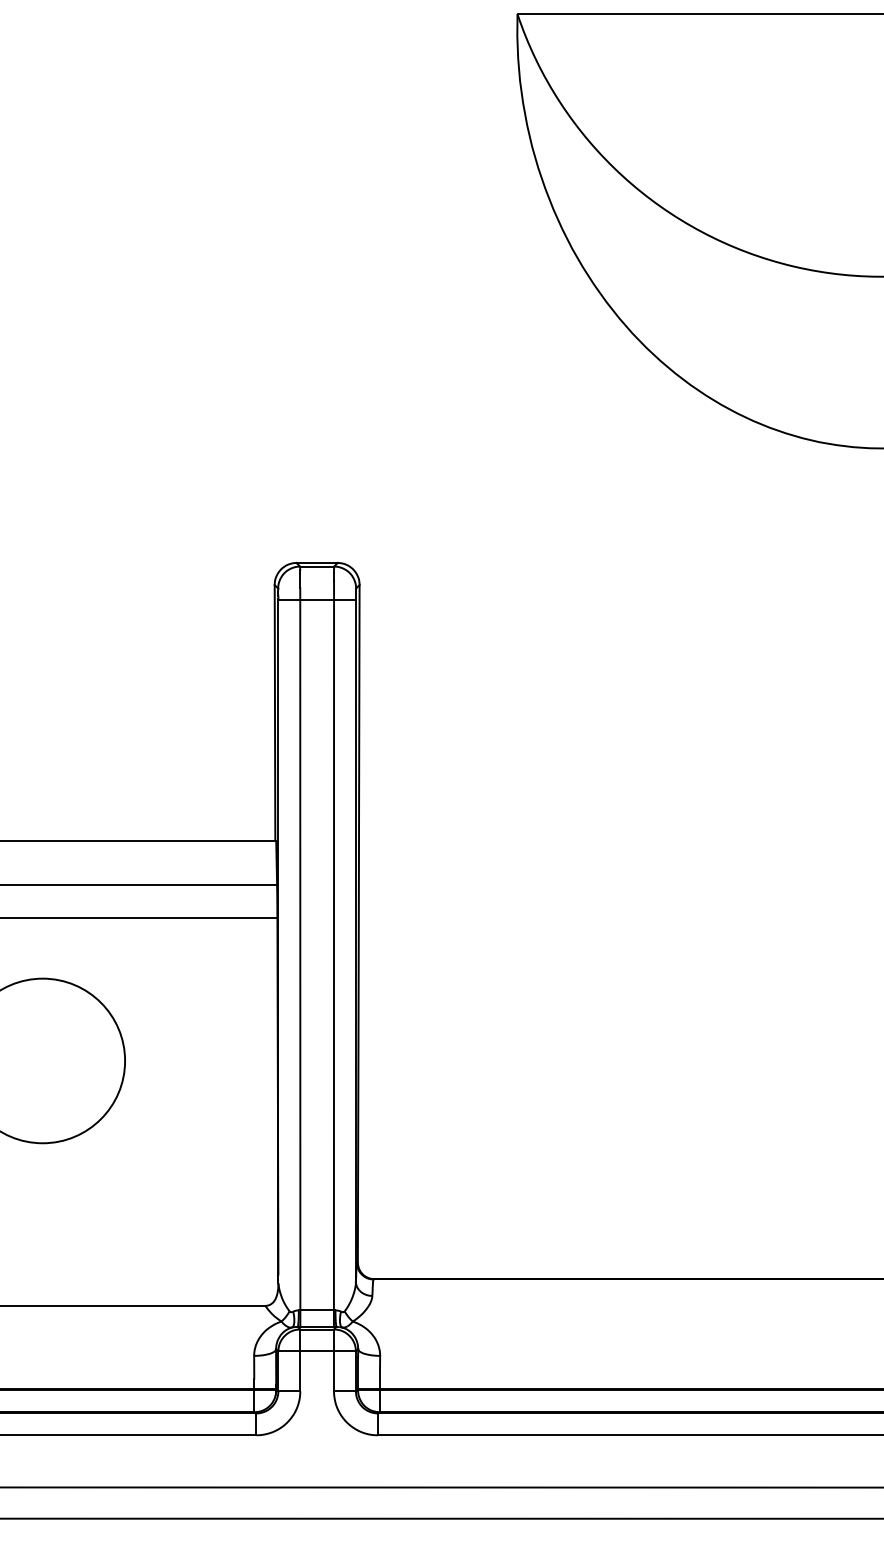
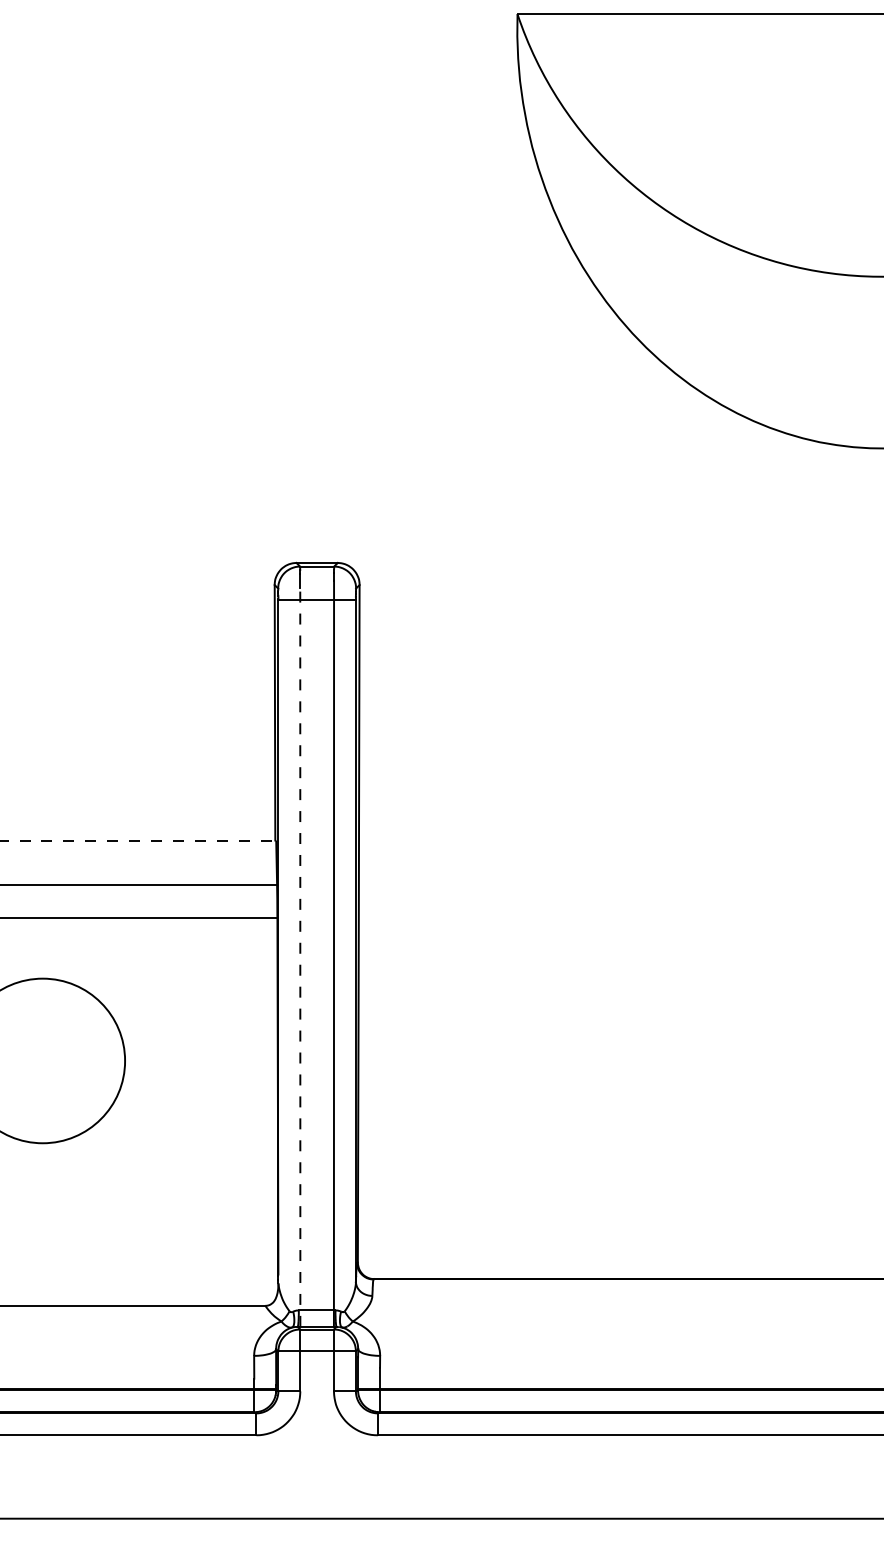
line: solid -> dashed (138, 841)
line: solid -> dashed (300, 957)
line: present -> none (441, 1487)
